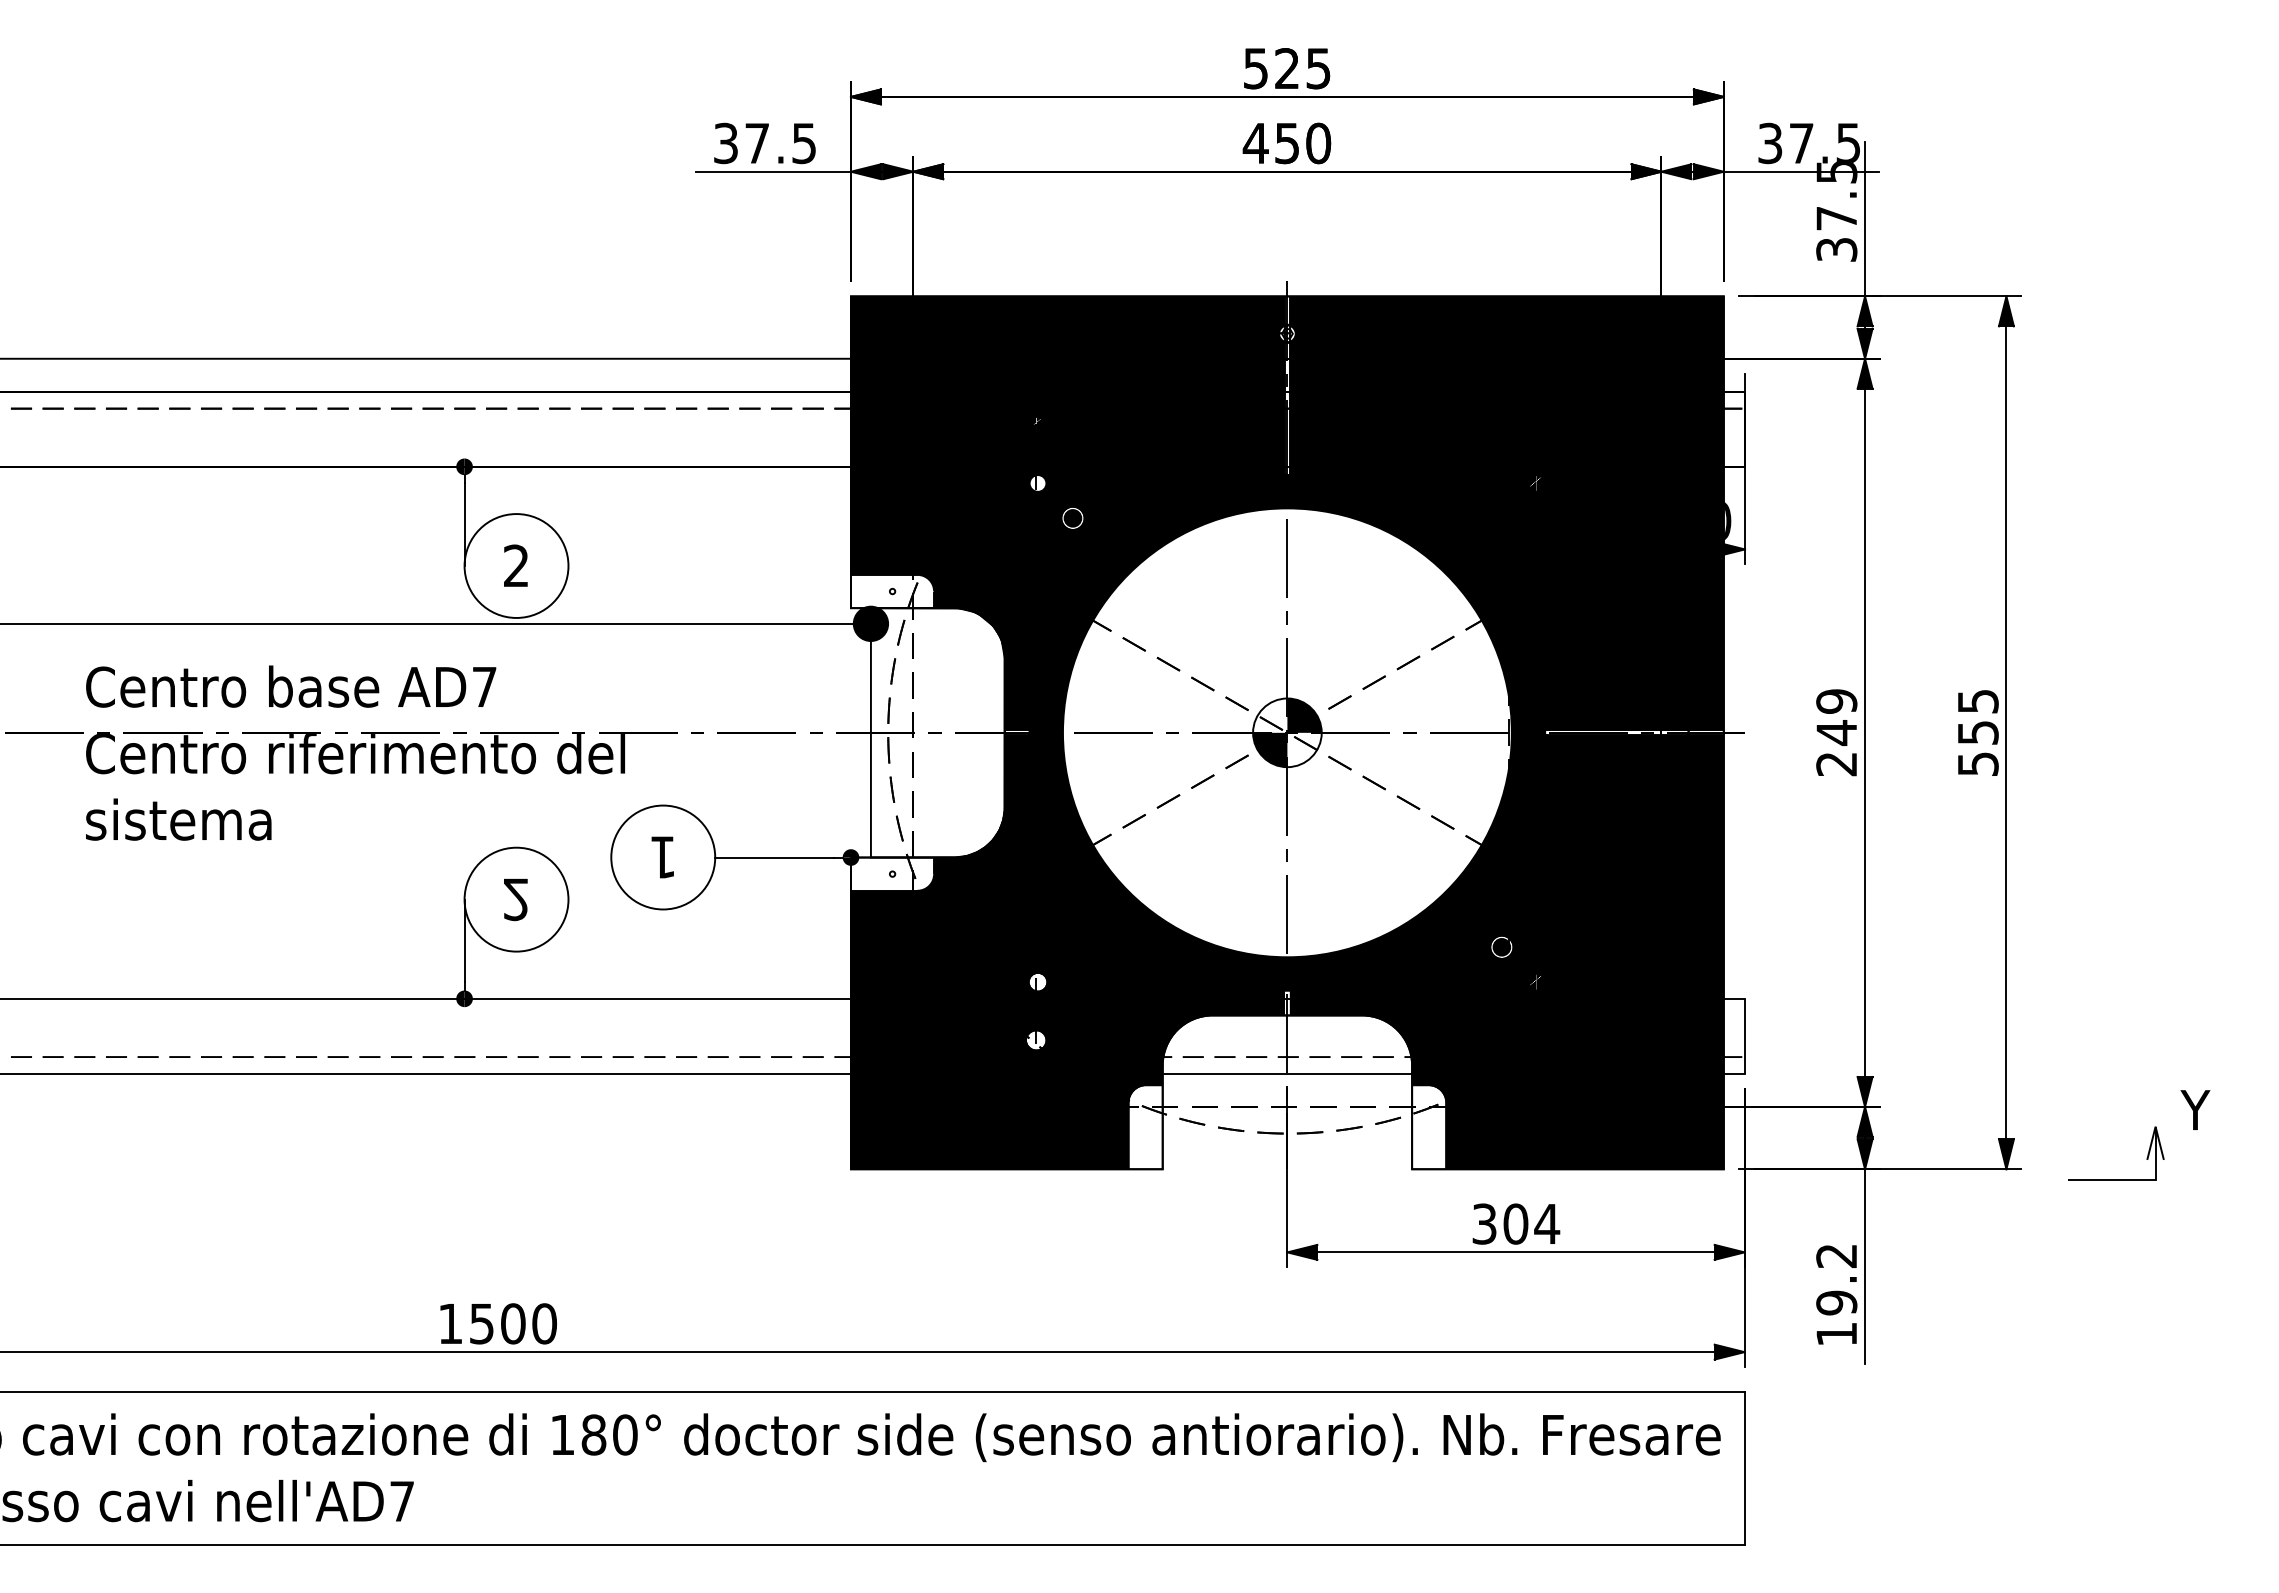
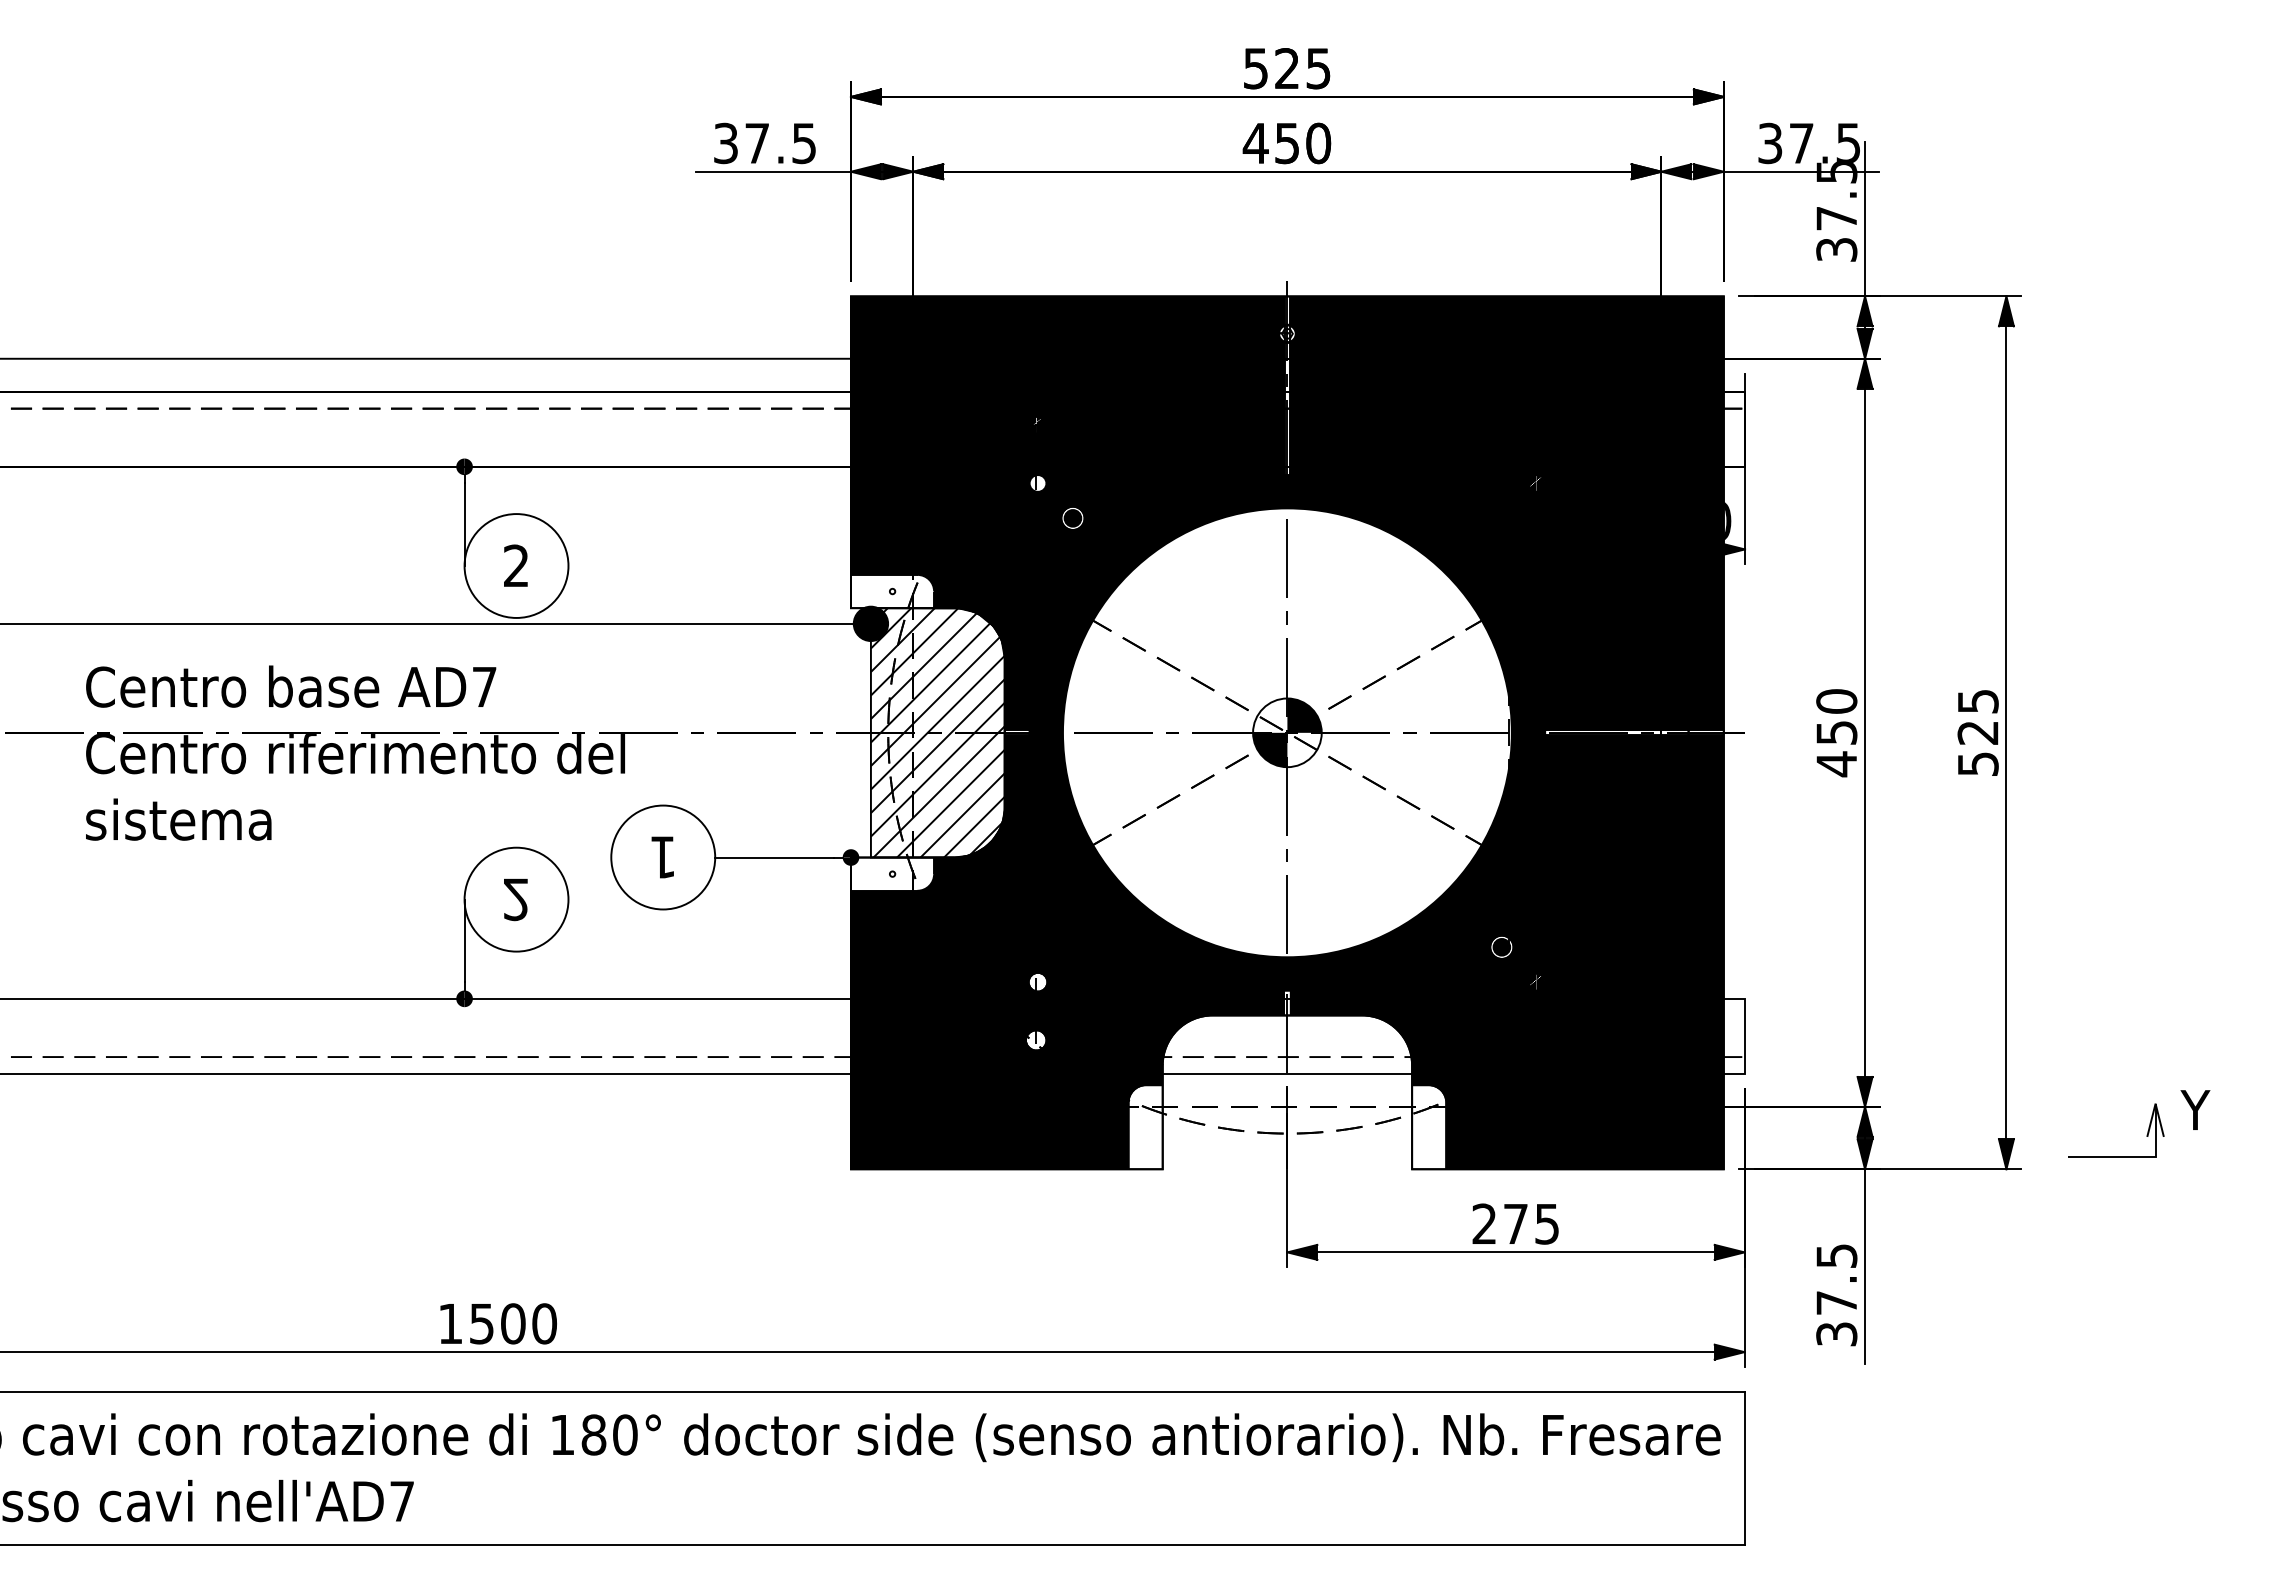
hatch: none -> present (937, 732)
text: 555 -> 525 (1977, 732)
text: 249 -> 450 (1836, 733)
part position: (2116, 1179) -> (2116, 1156) (2116, 1156)
text: 304 -> 275 (1516, 1223)
text: 19.2 -> 37.5 (1836, 1295)
